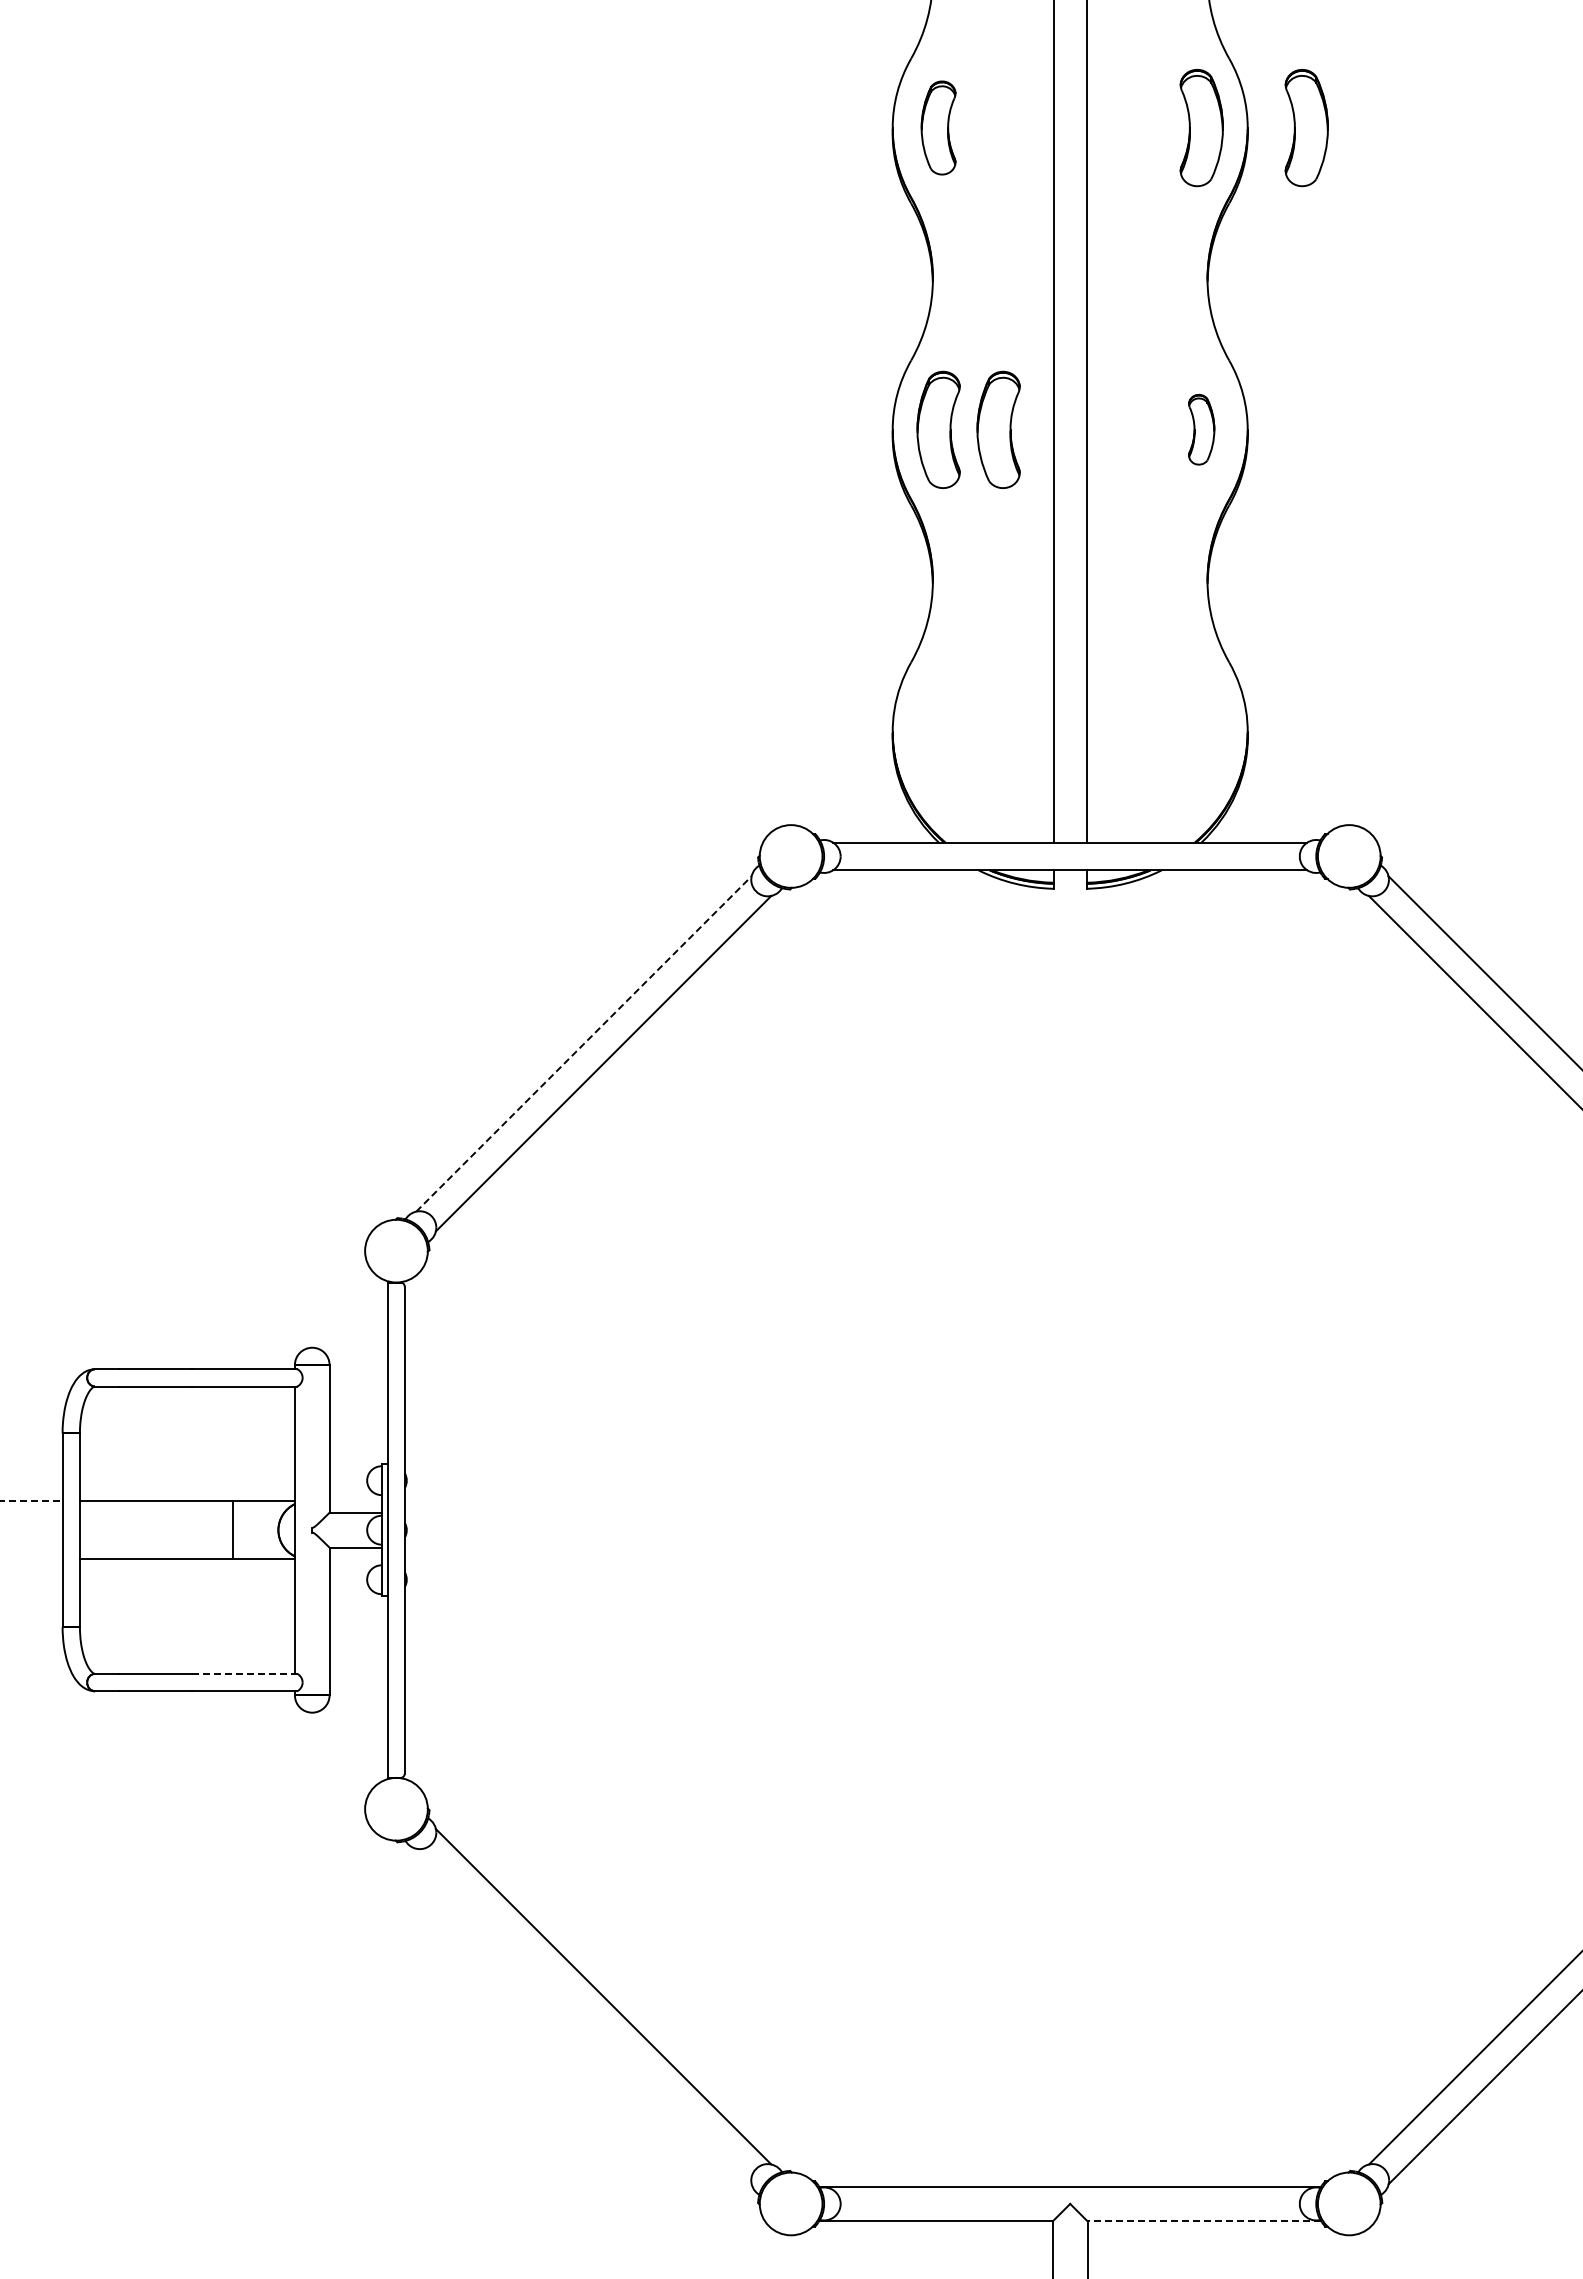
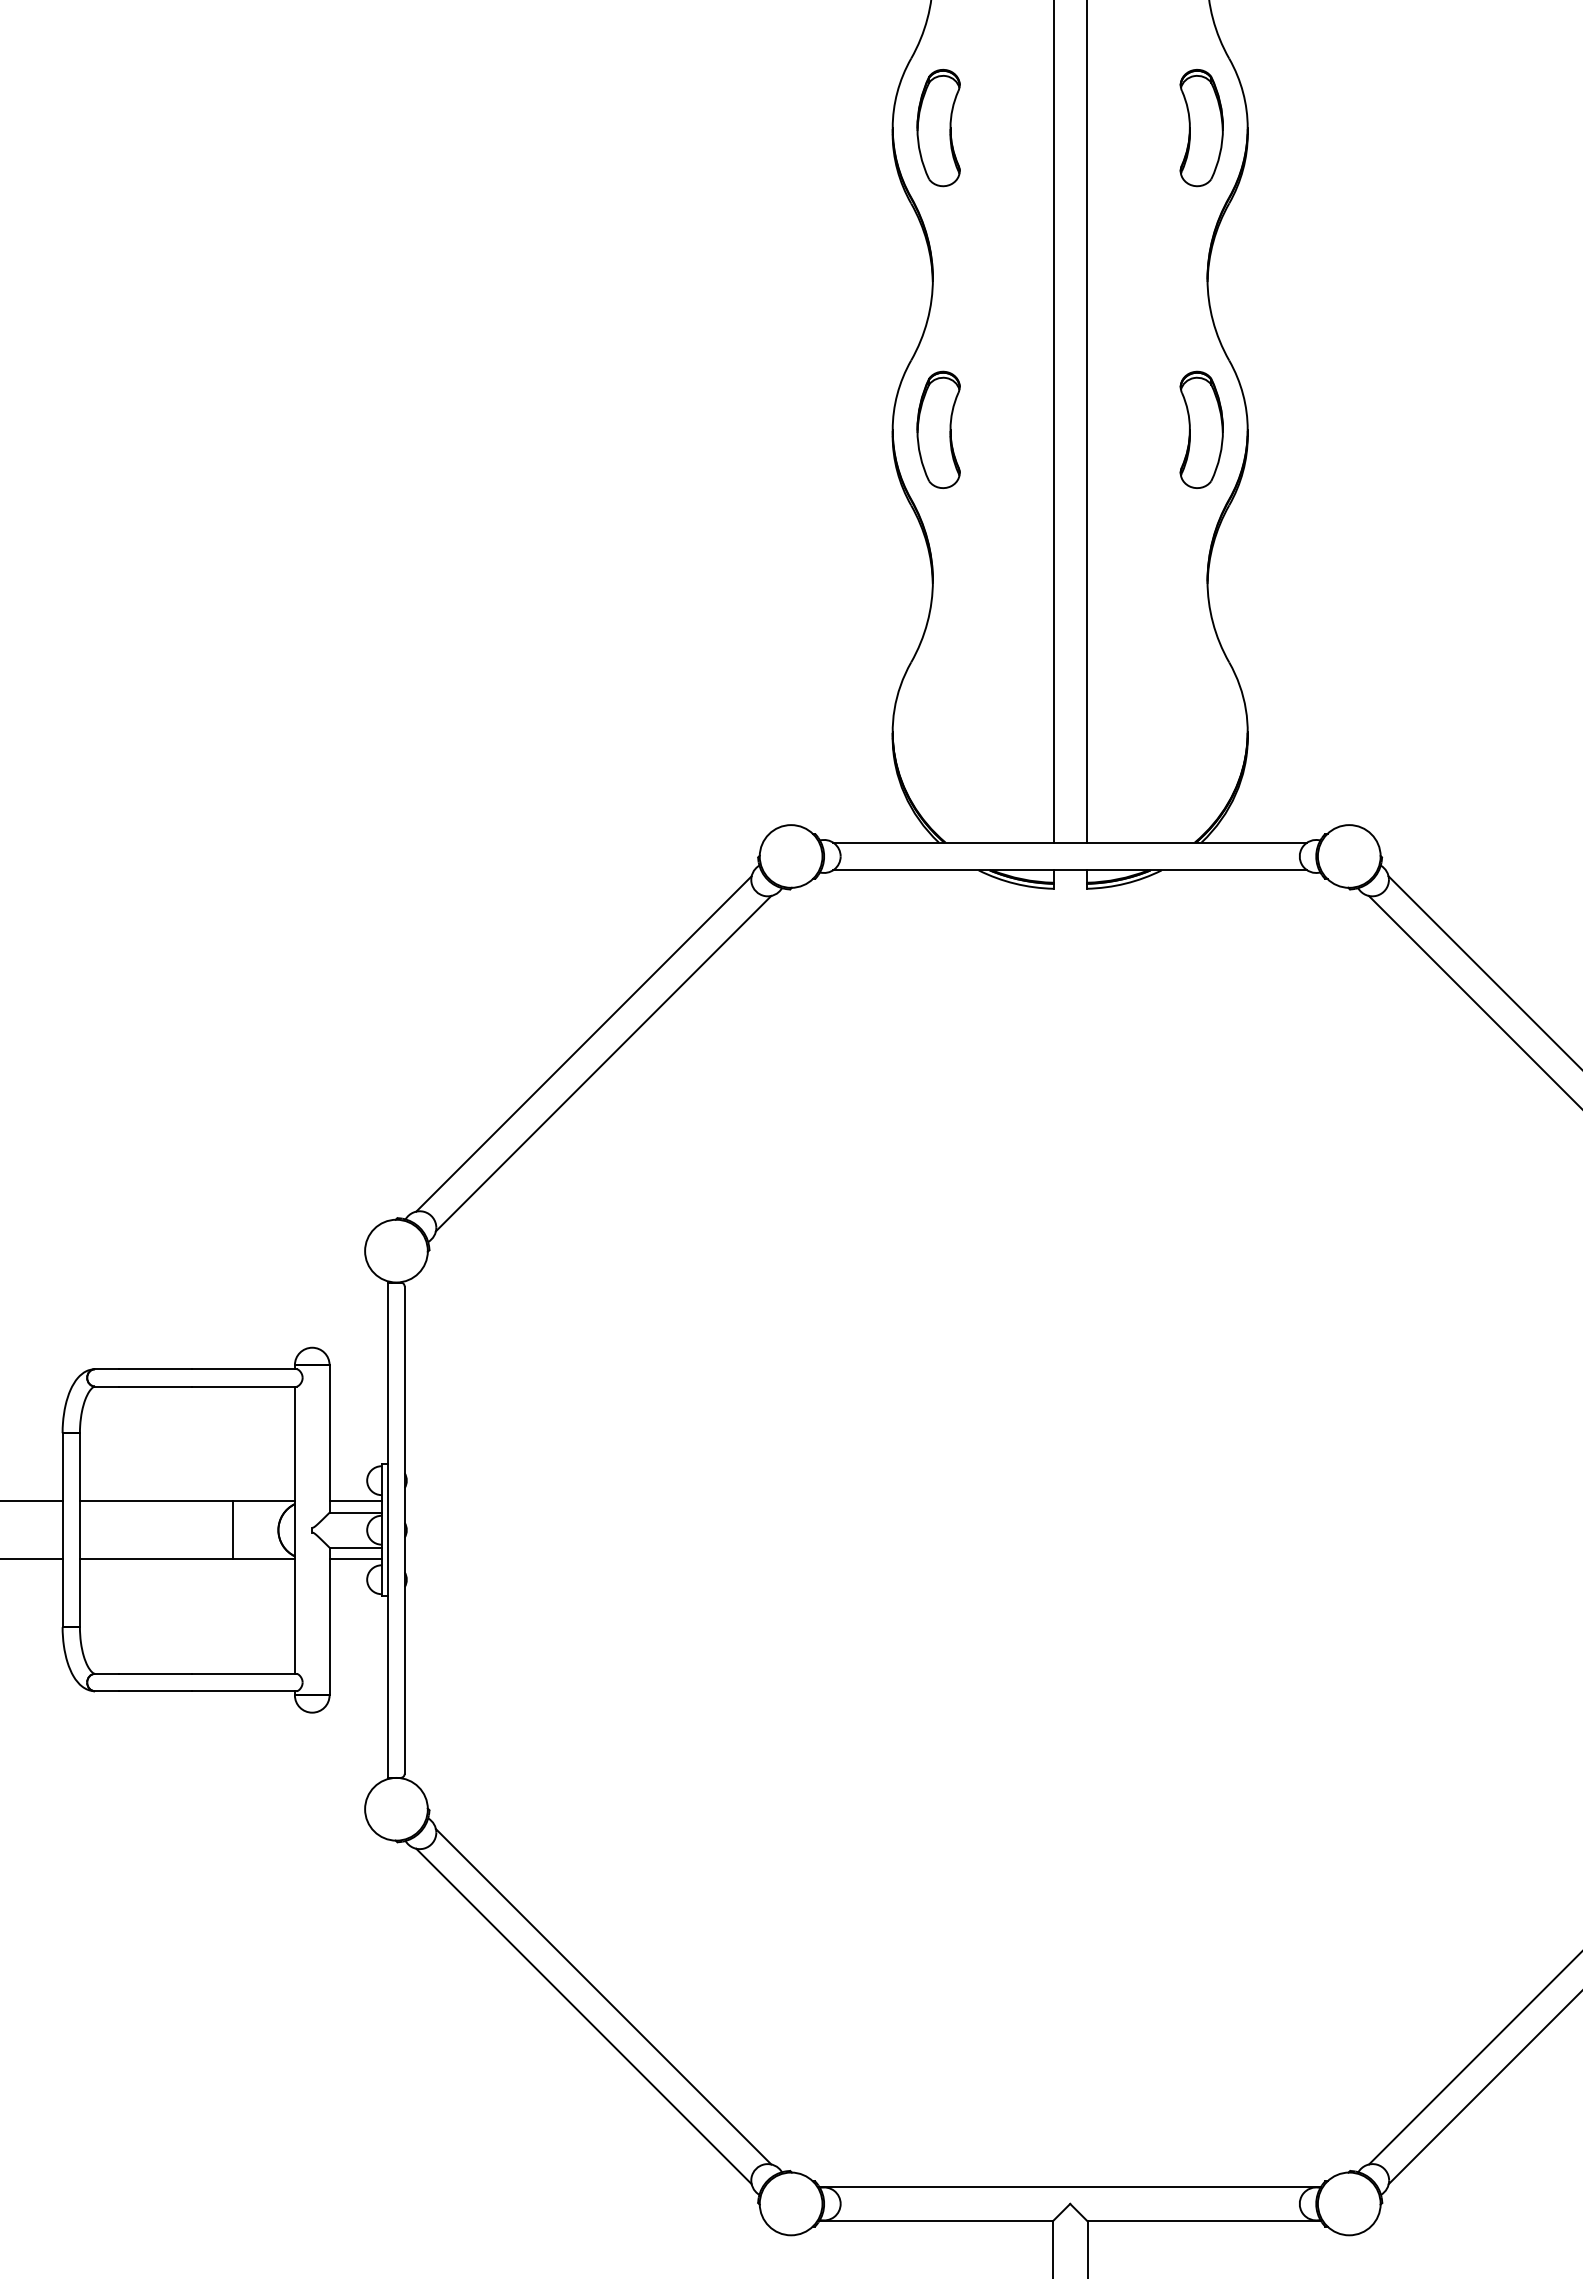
part size: 37x96 px -> 45x120 px (938, 127)
part: present -> none (1306, 128)
part: present -> none (998, 429)
part size: 28x73 px -> 45x119 px (1201, 429)
line: dashed -> solid (584, 1043)
line: dashed -> solid (31, 1501)
line: none -> present (355, 1501)
line: none -> present (32, 1559)
line: none -> present (355, 1559)
line: dashed -> solid (245, 1673)
line: none -> present (583, 2016)
line: dashed -> solid (1204, 2221)
